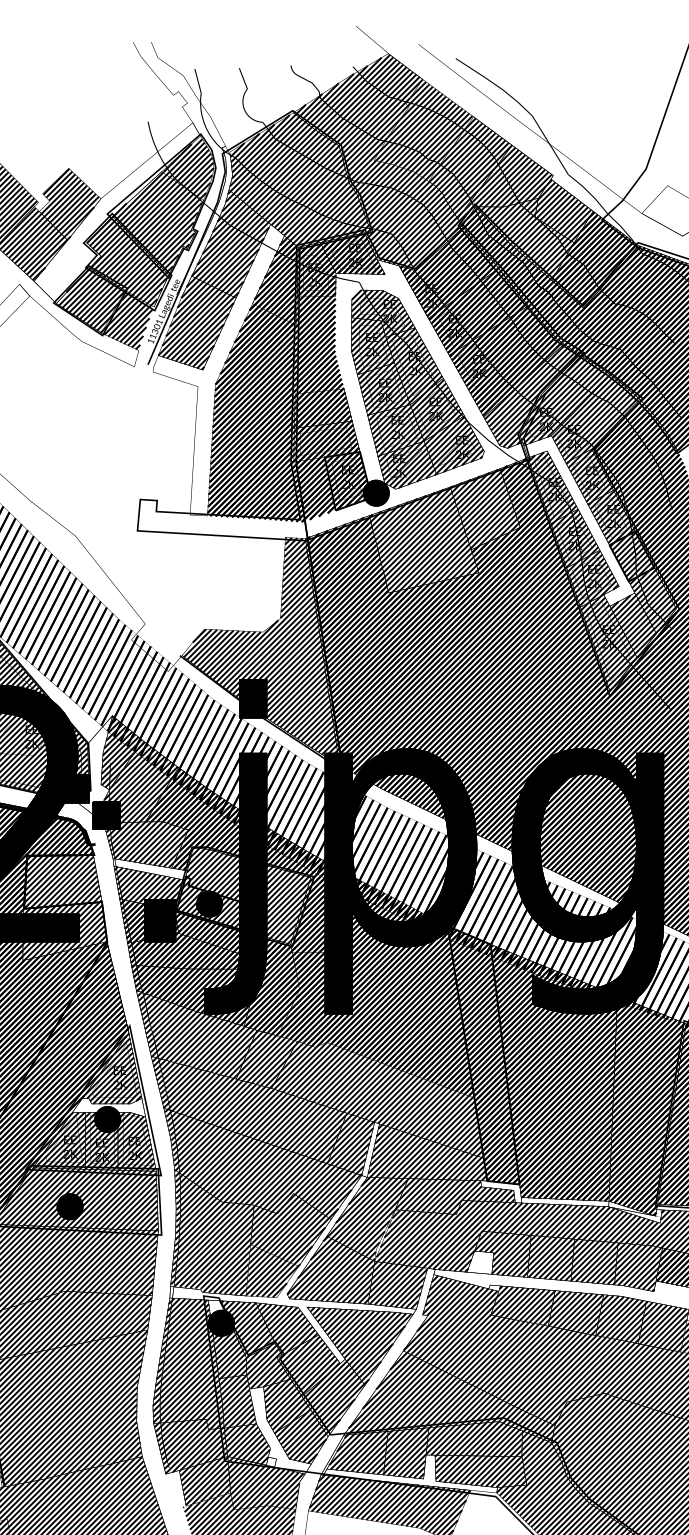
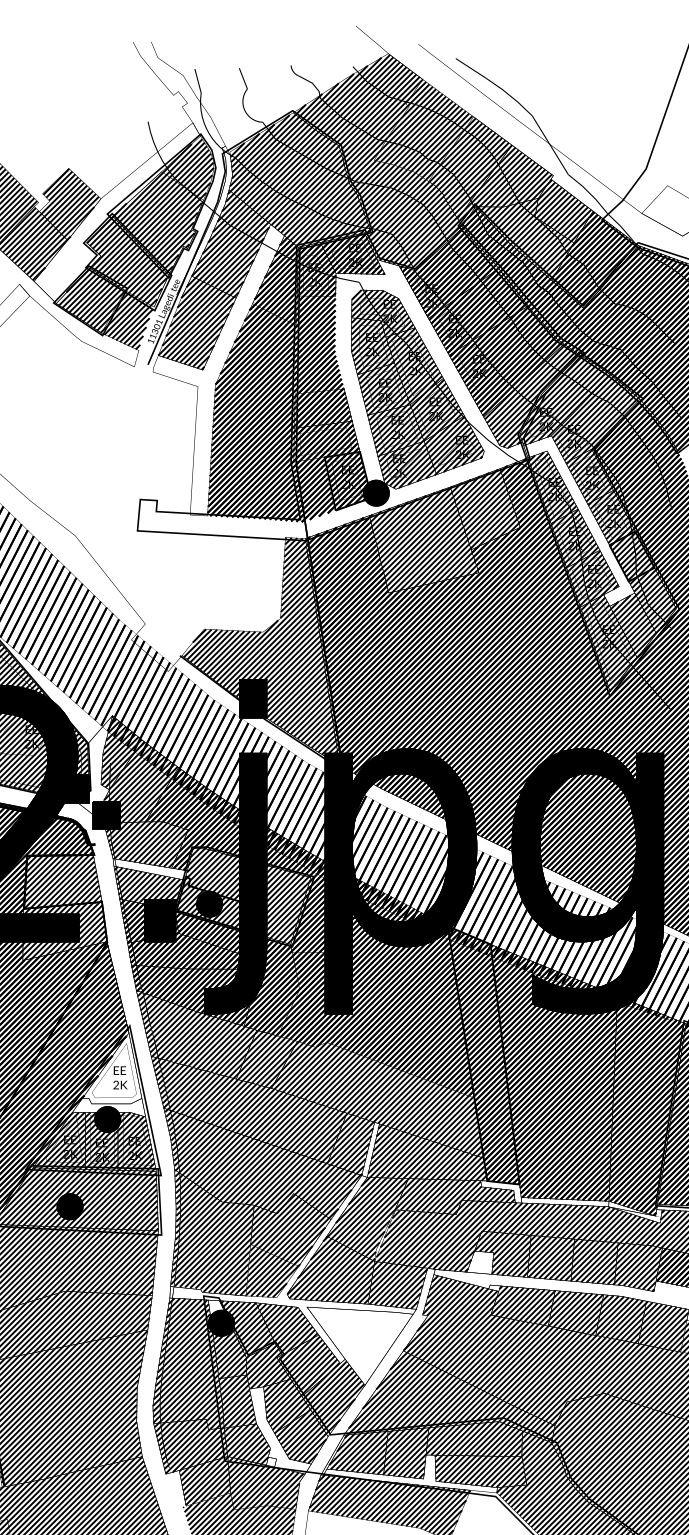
hatch: present -> none (112, 1068)
hatch: present -> none (359, 1345)
